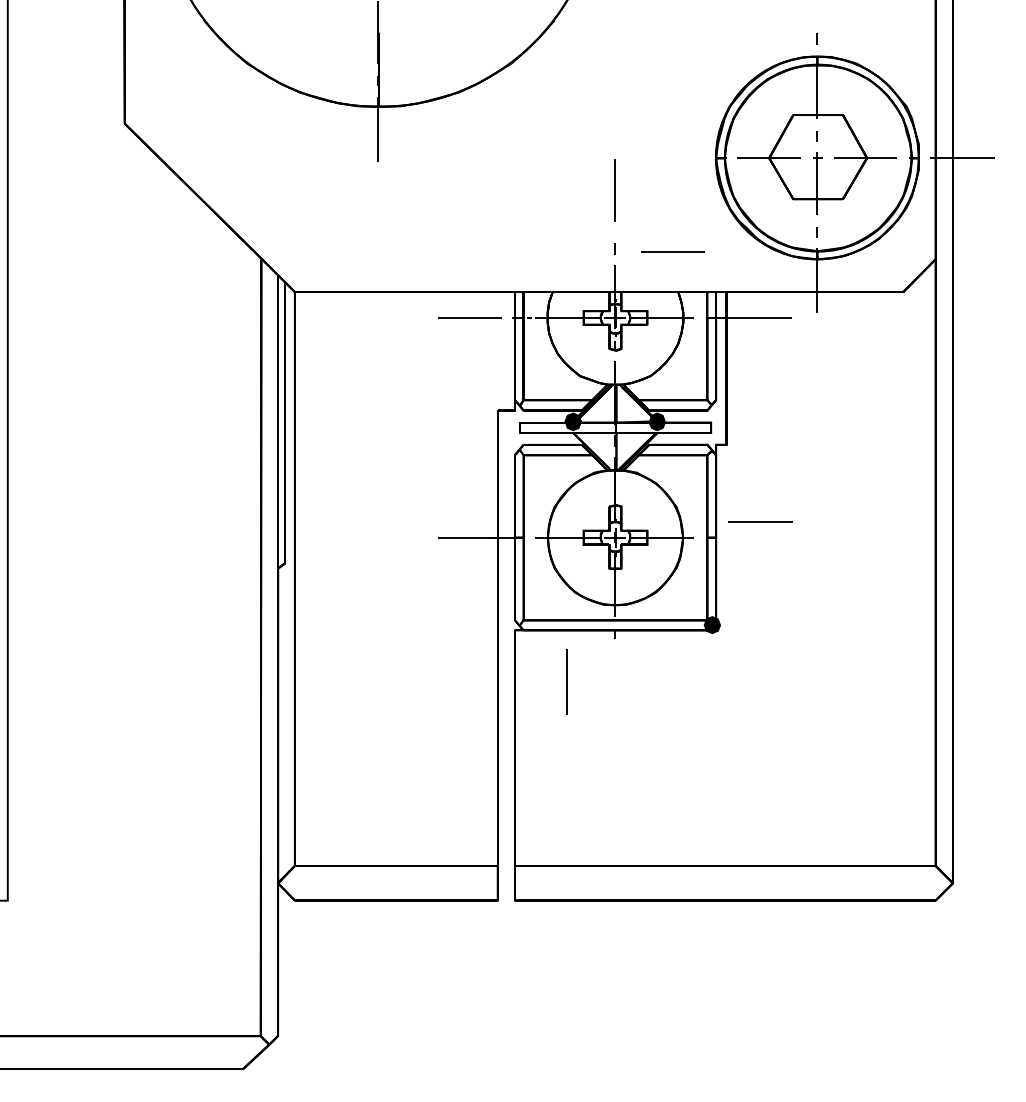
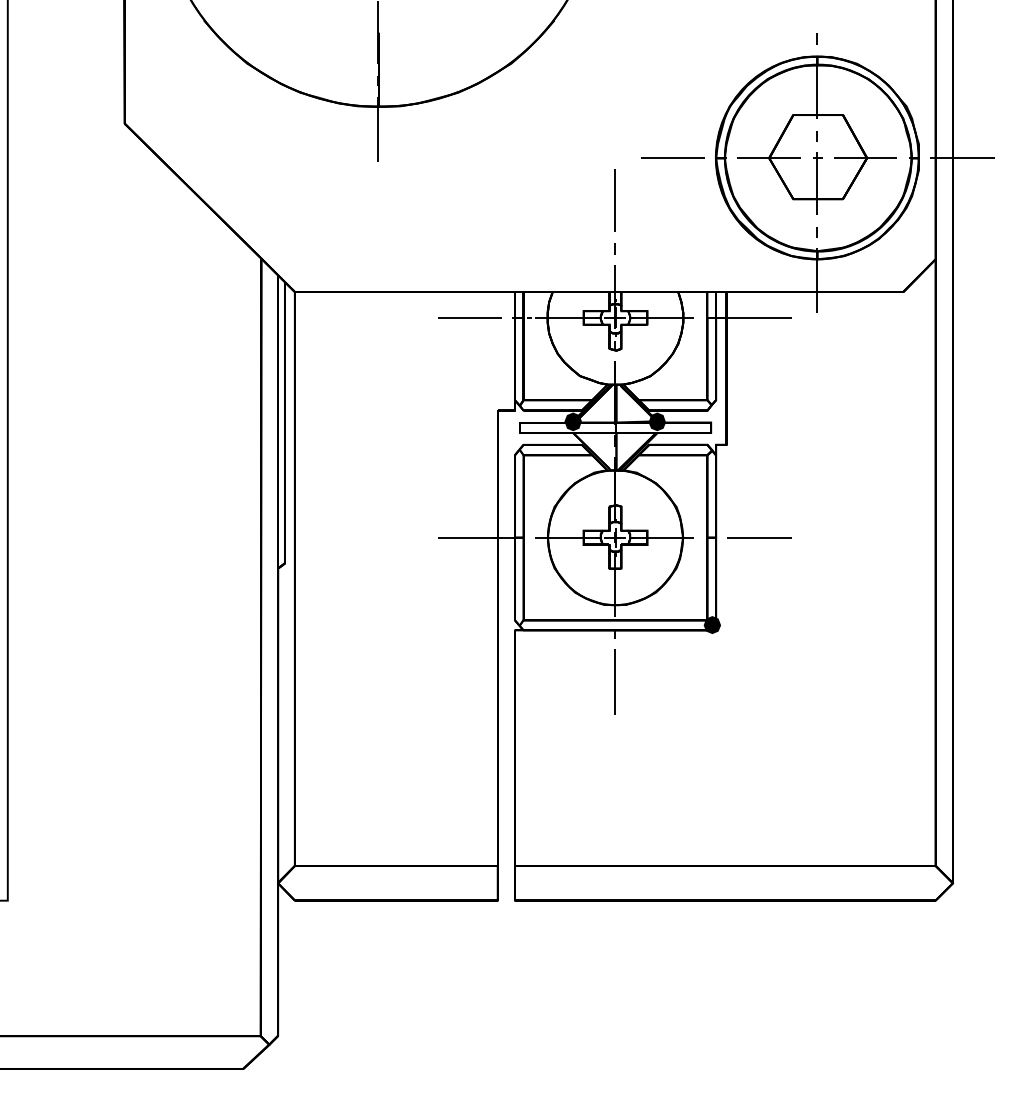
line position: (614, 190) -> (614, 200) (614, 200)
line position: (672, 251) -> (672, 157) (672, 157)
line position: (760, 521) -> (759, 537) (759, 537)
line position: (566, 681) -> (614, 681) (614, 681)
